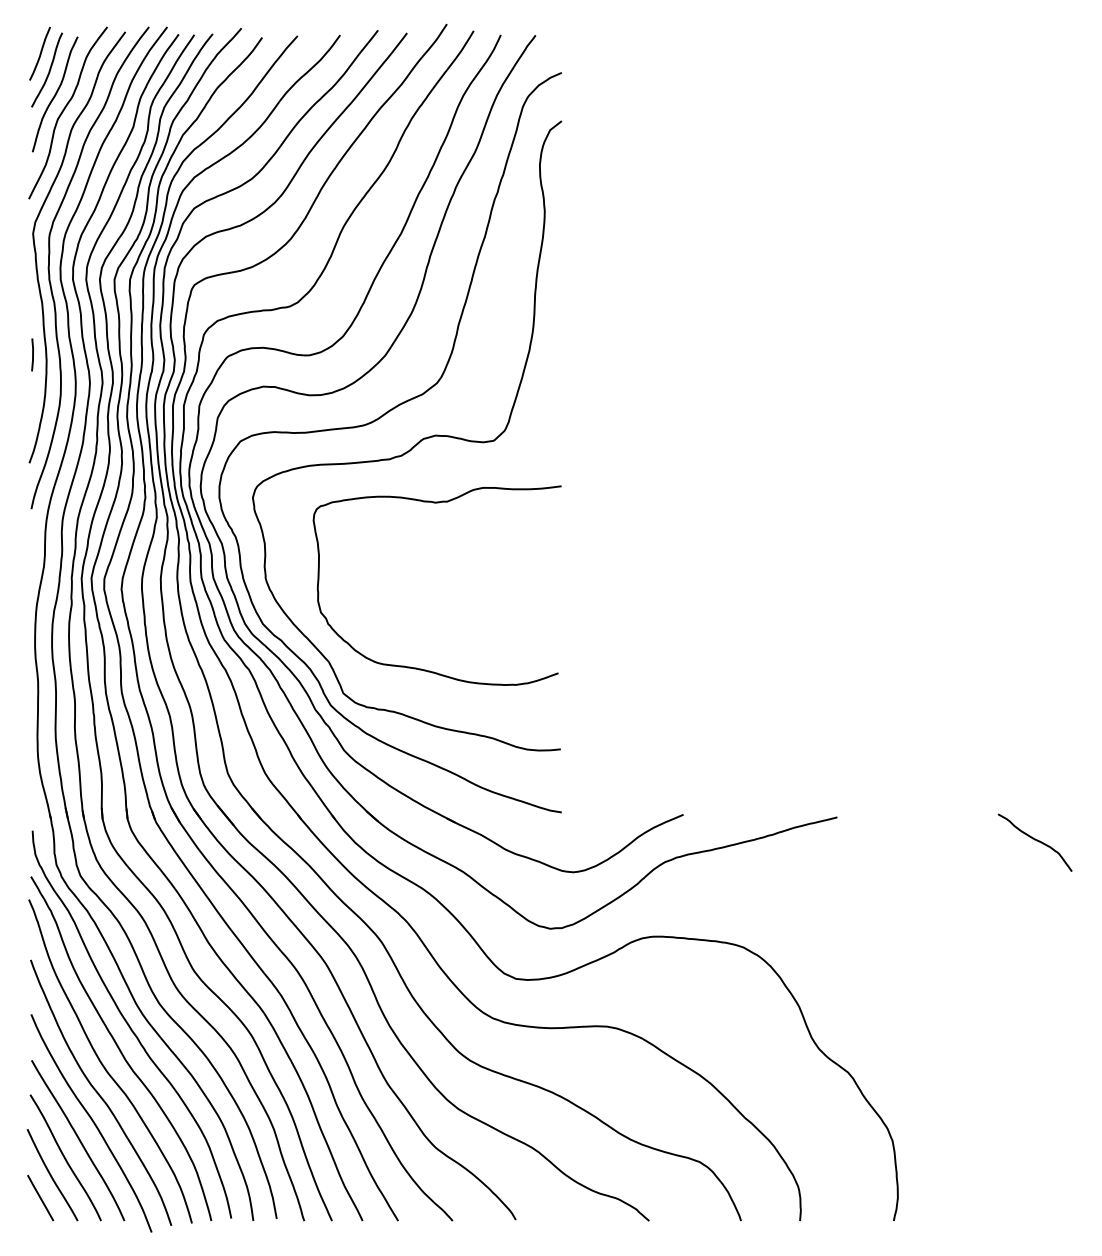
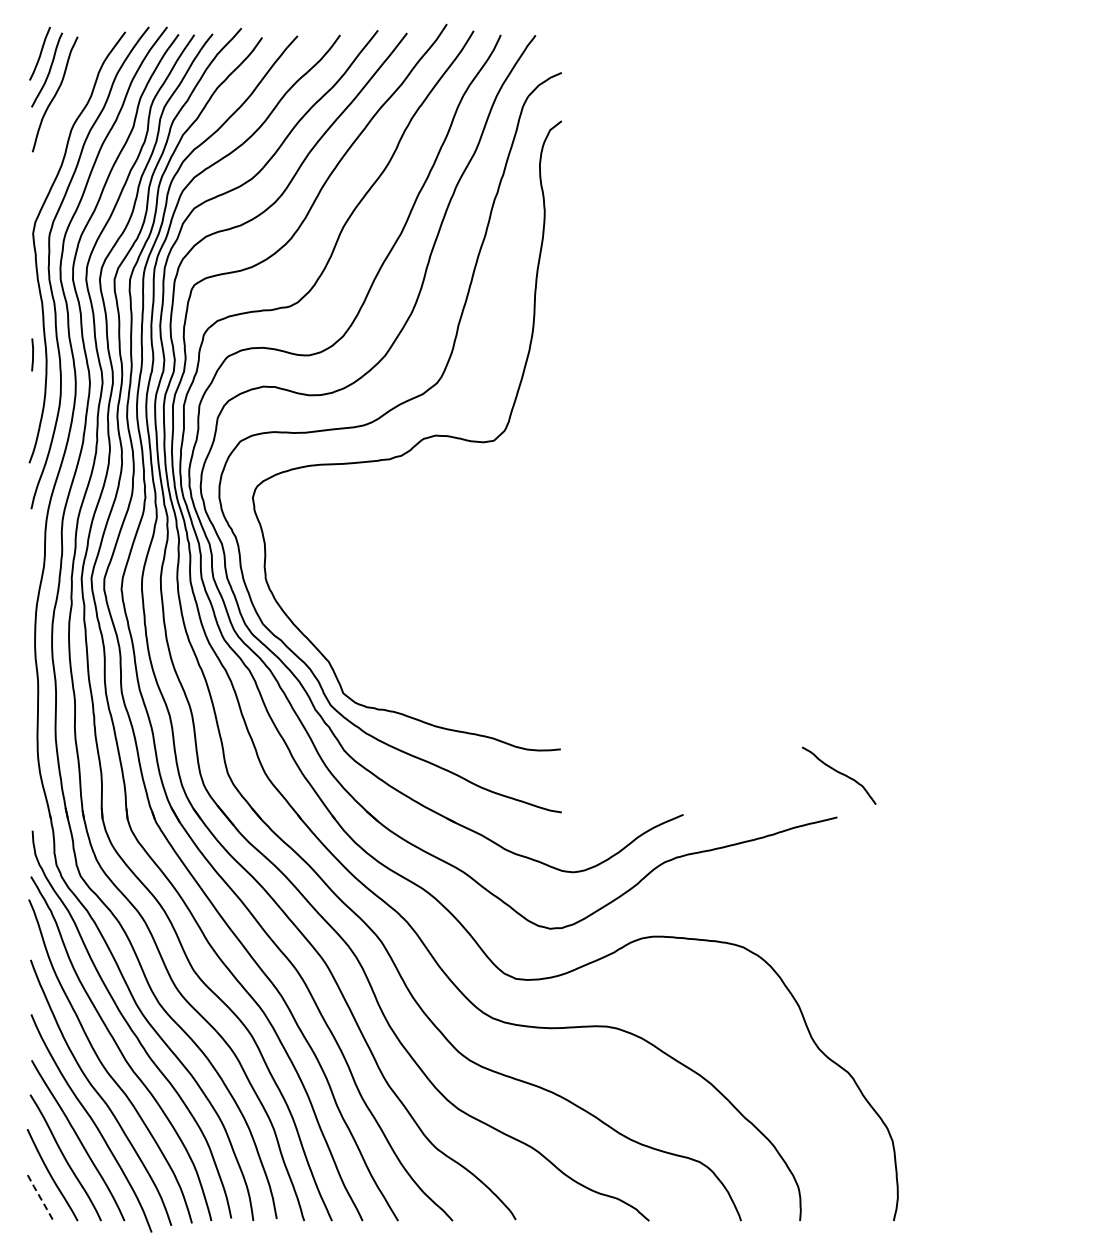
curve: present -> none (65, 109)
curve: present -> none (436, 503)
curve position: (1036, 841) -> (840, 774) (840, 774)
line: solid -> dashed (40, 1198)
